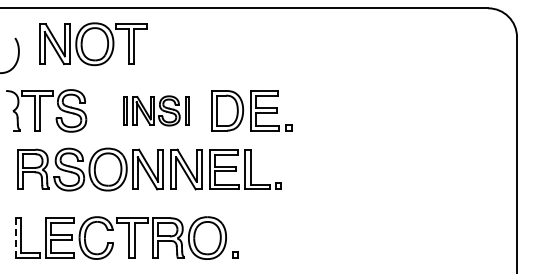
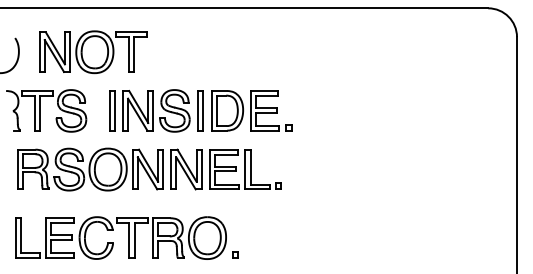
part position: (93, 44) -> (93, 52) (93, 52)
part size: 67x32 px -> 95x44 px (156, 110)
line: dashed -> solid (16, 238)
